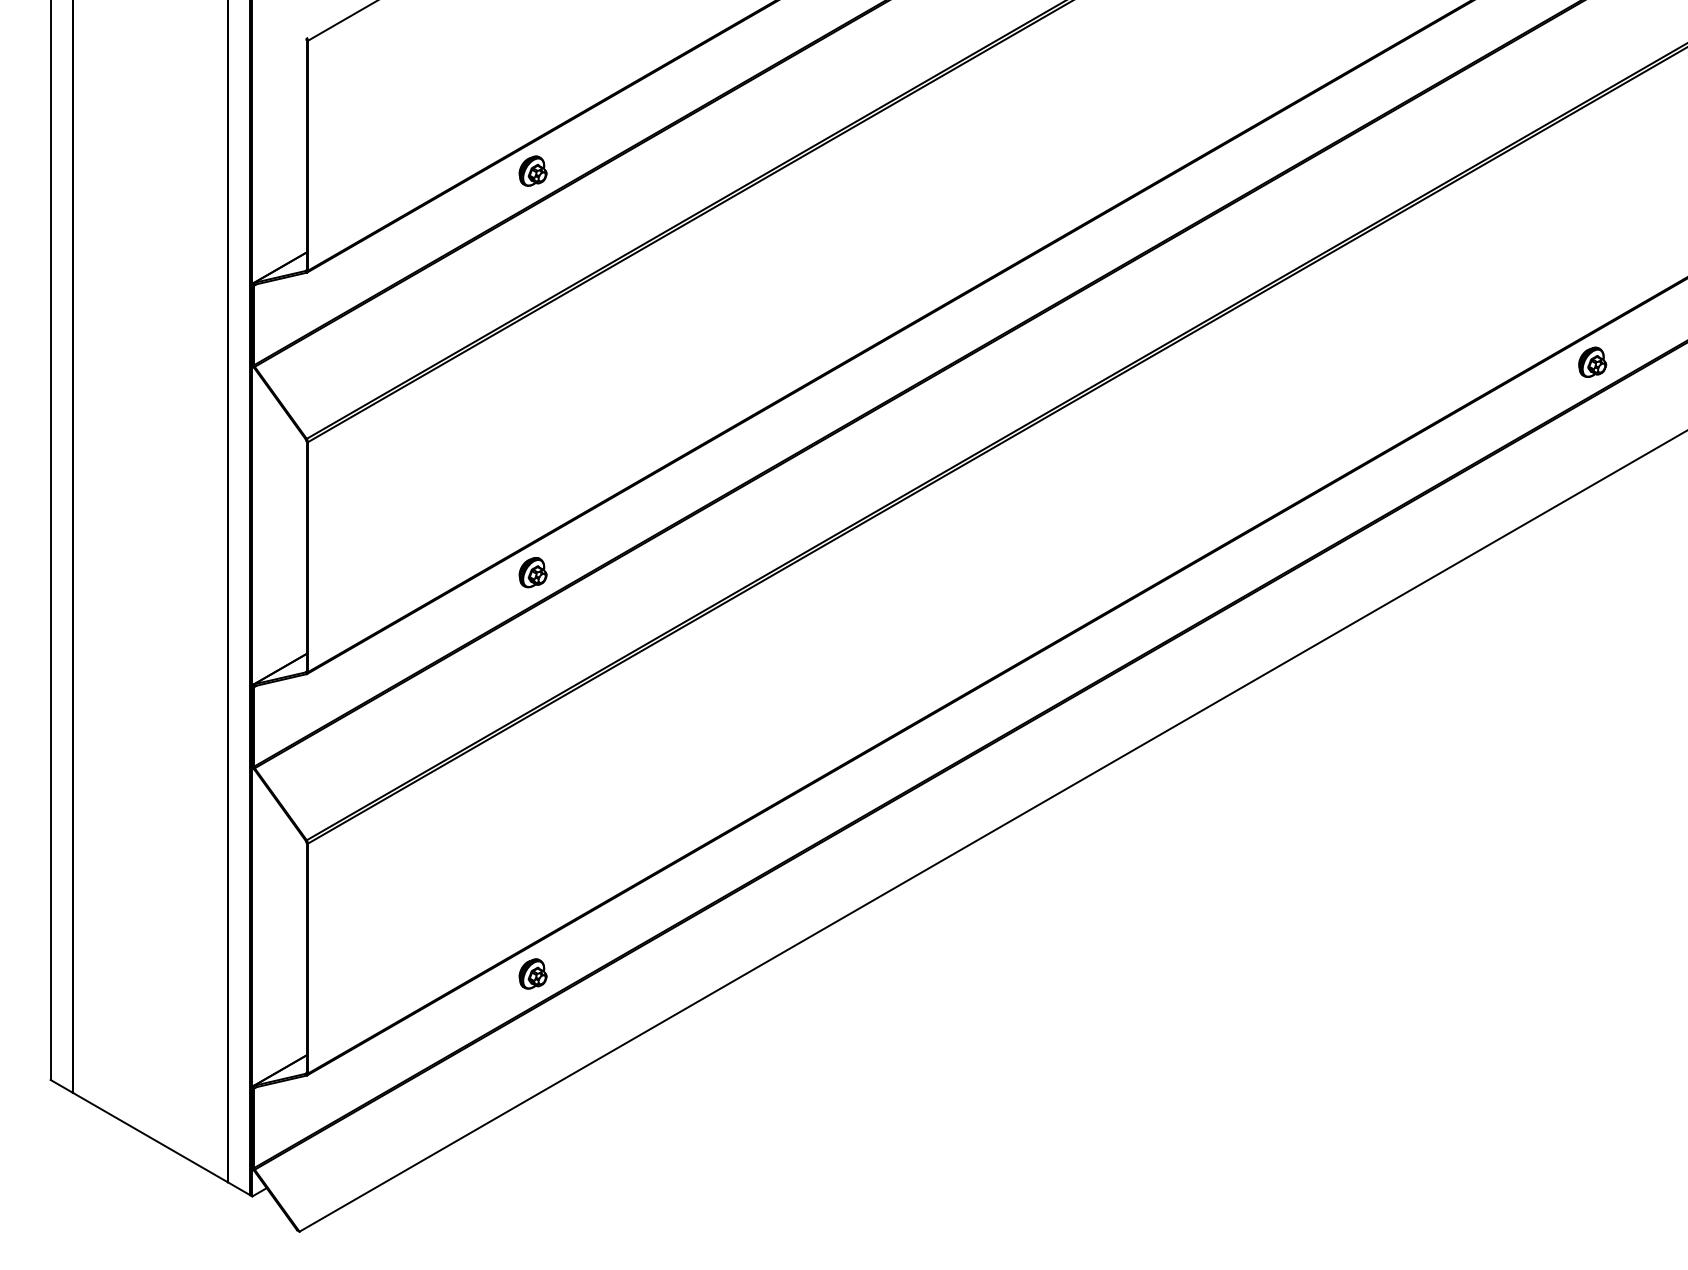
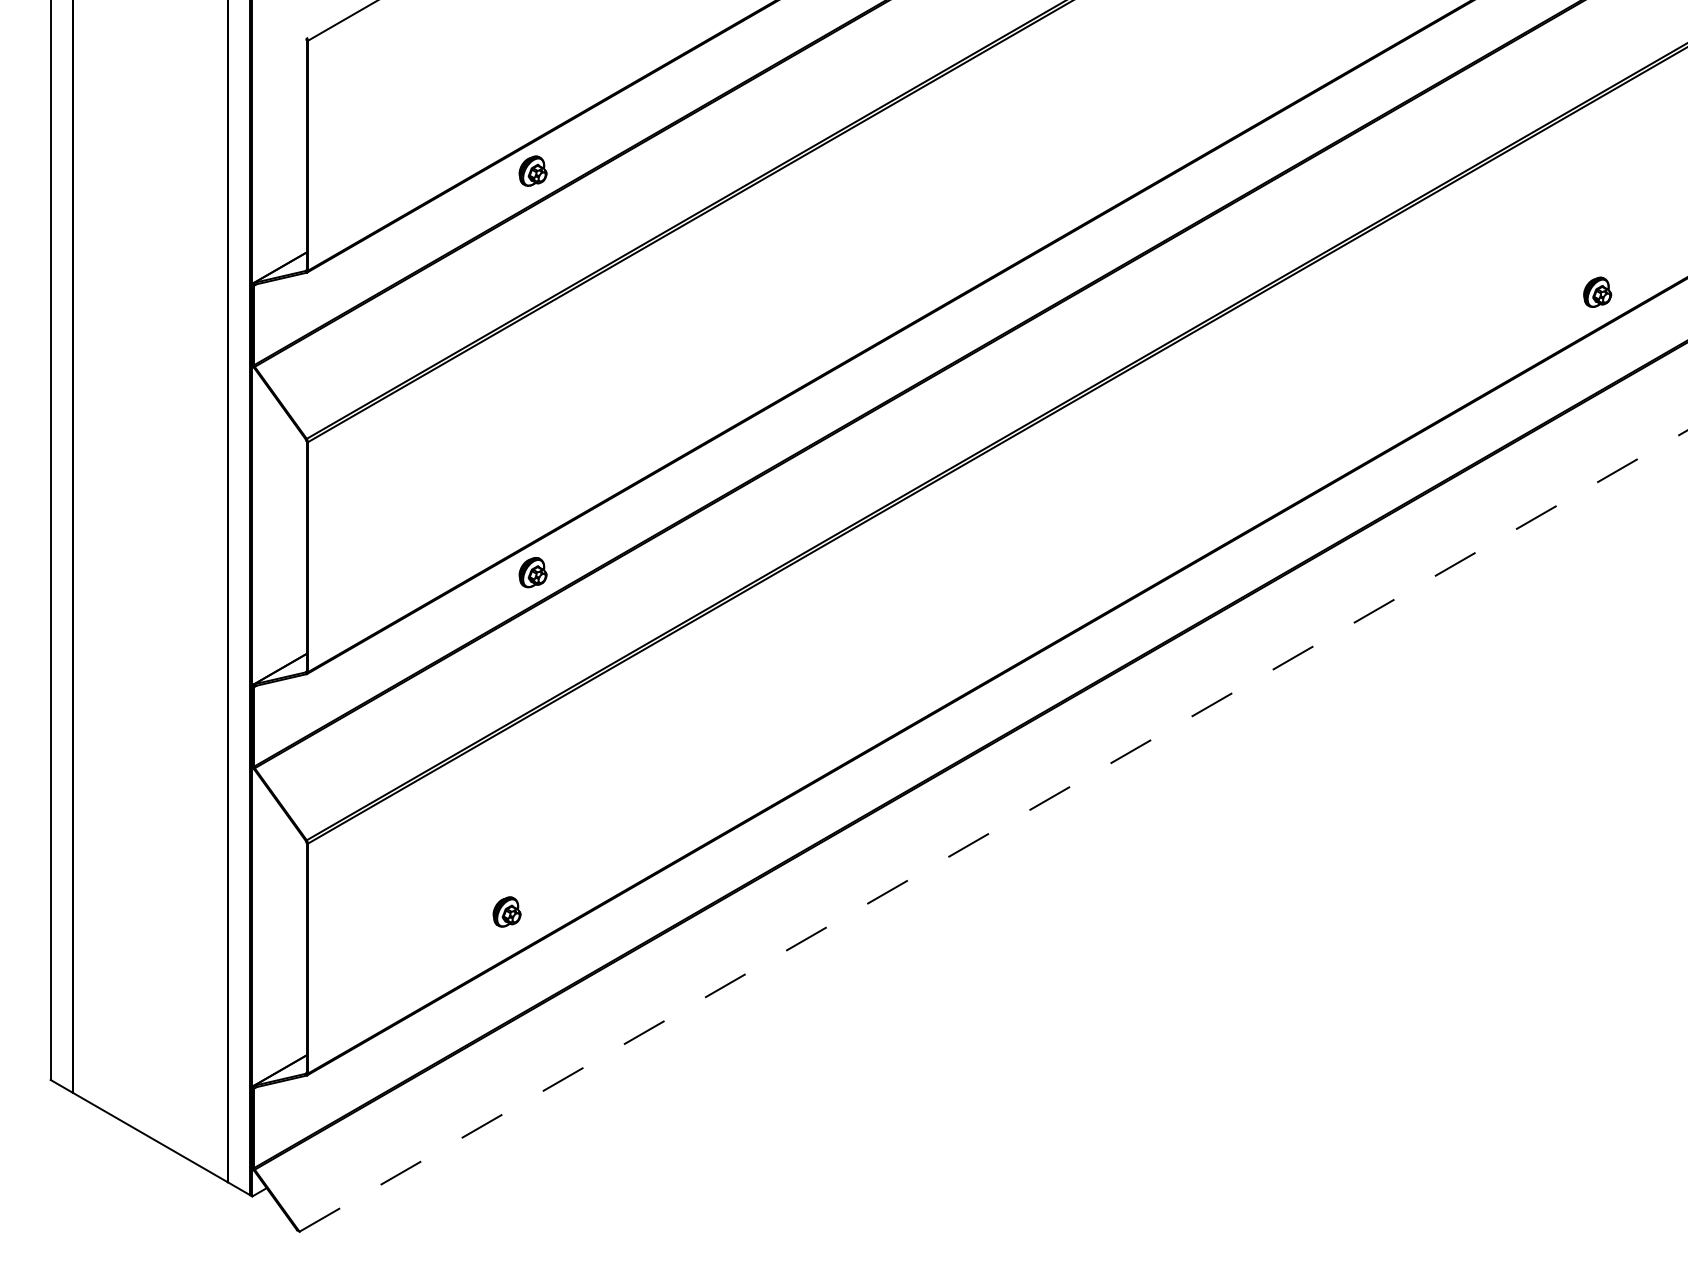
part position: (1592, 361) -> (1597, 291) (1597, 291)
line: solid -> dashed (994, 830)
part position: (532, 973) -> (506, 911) (506, 911)
